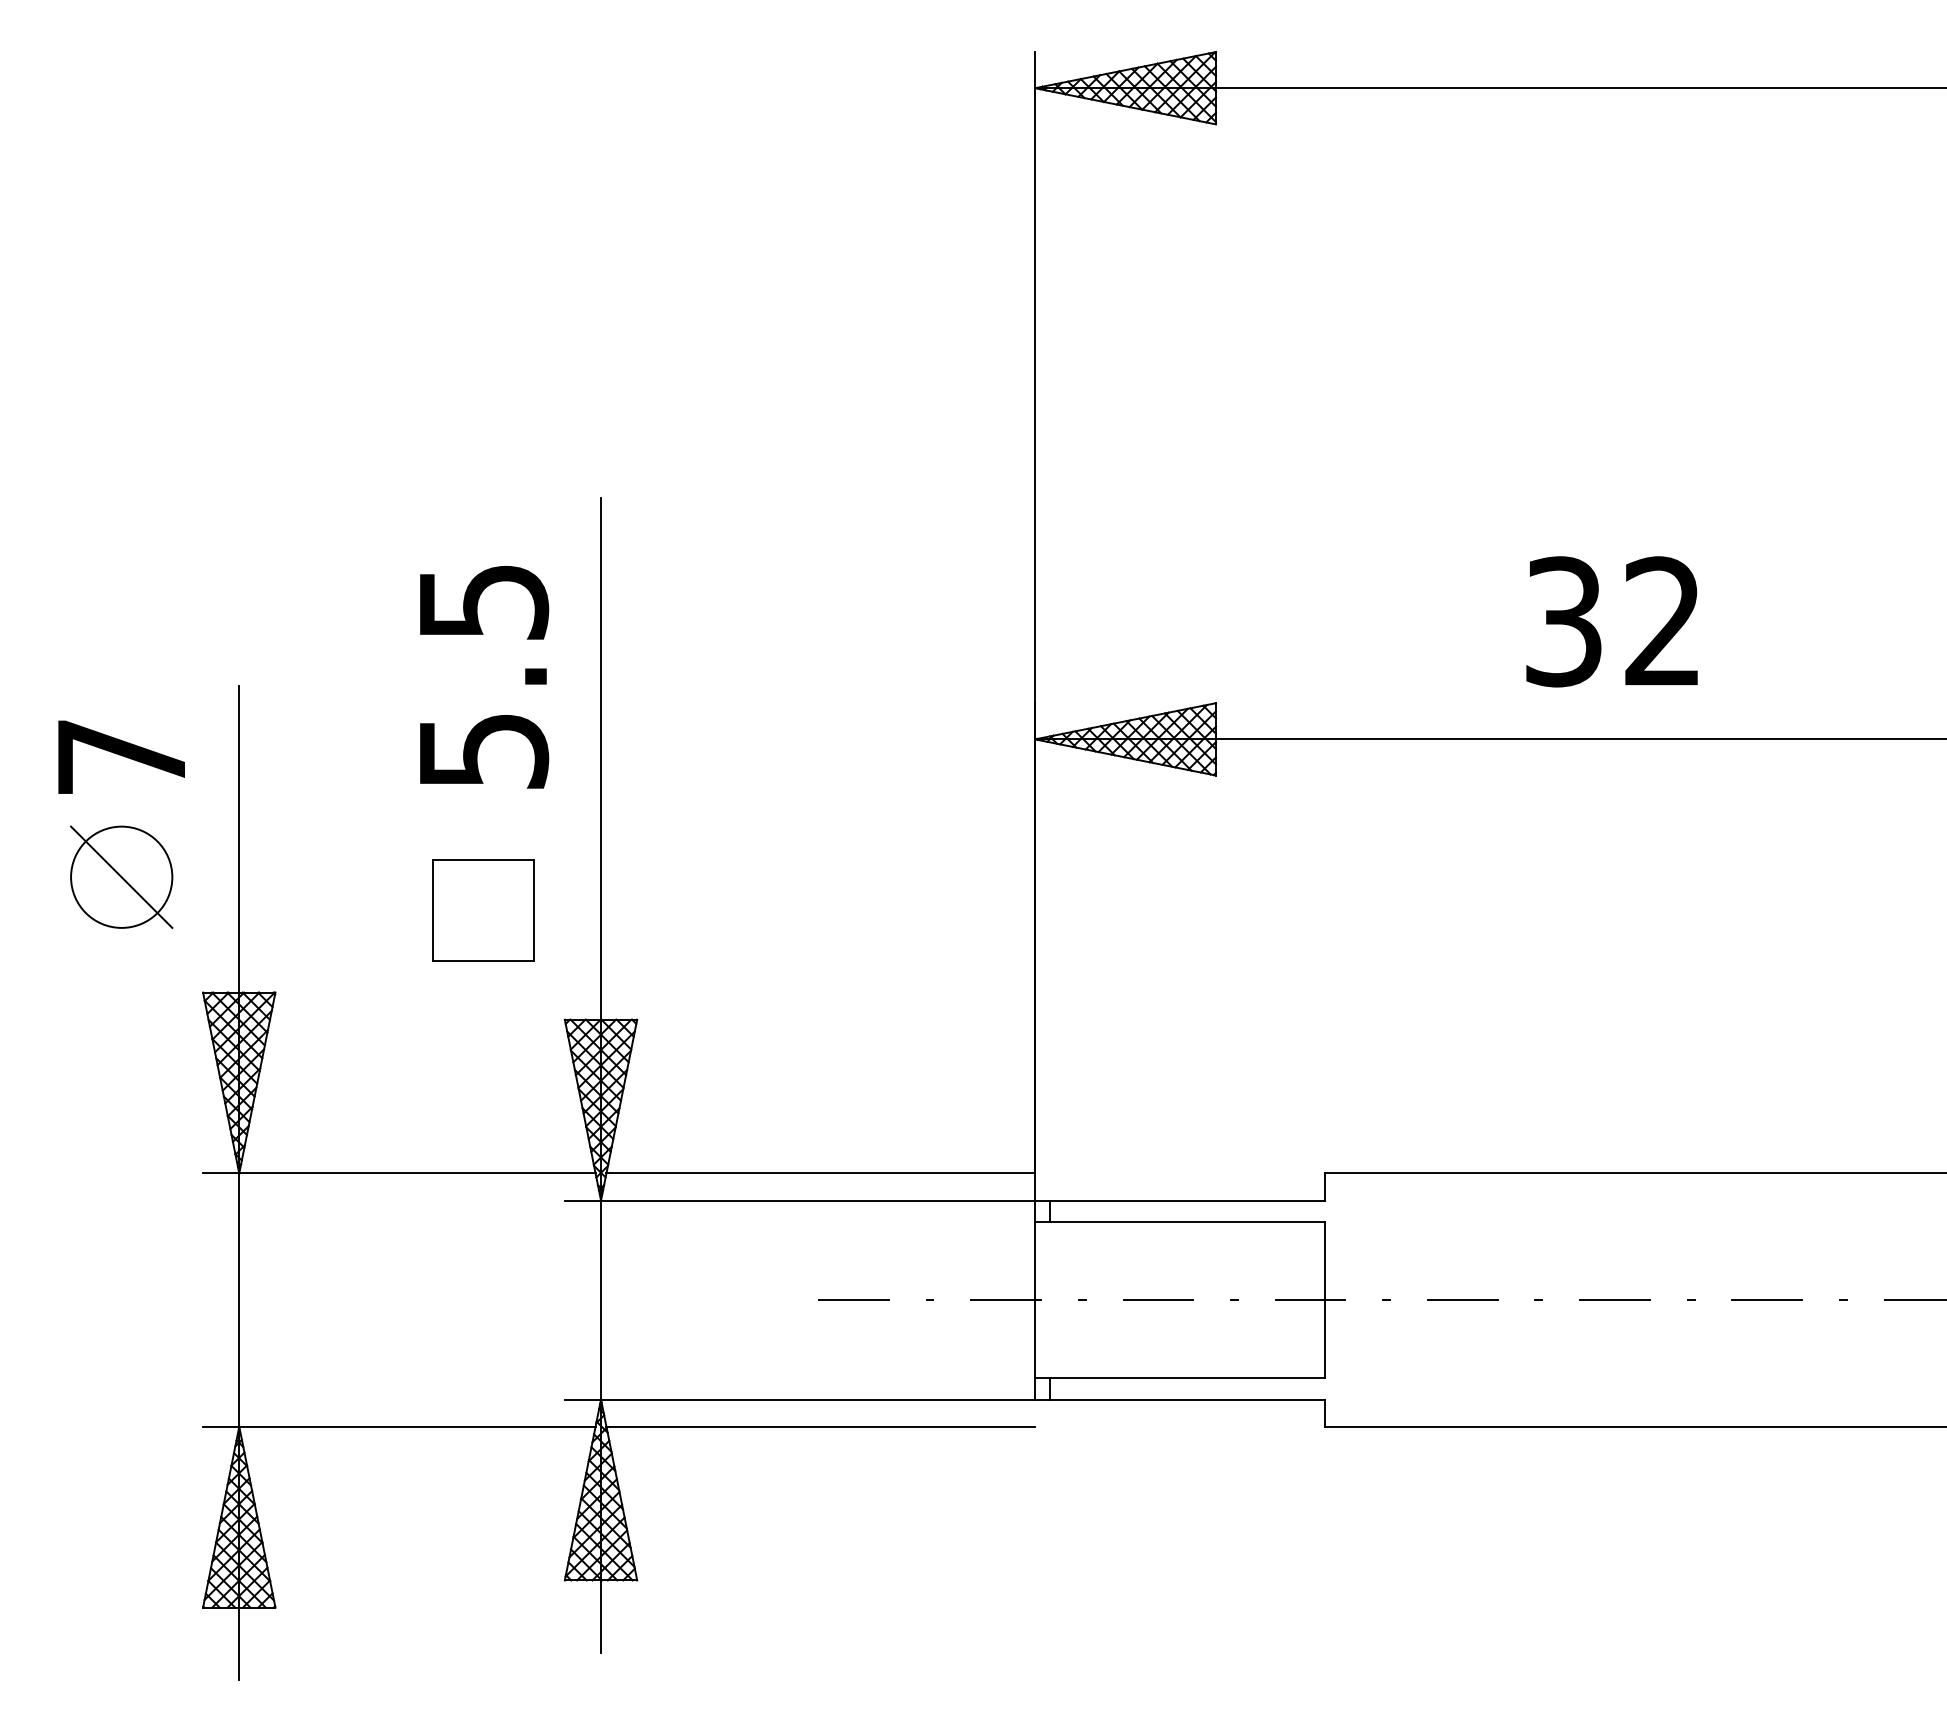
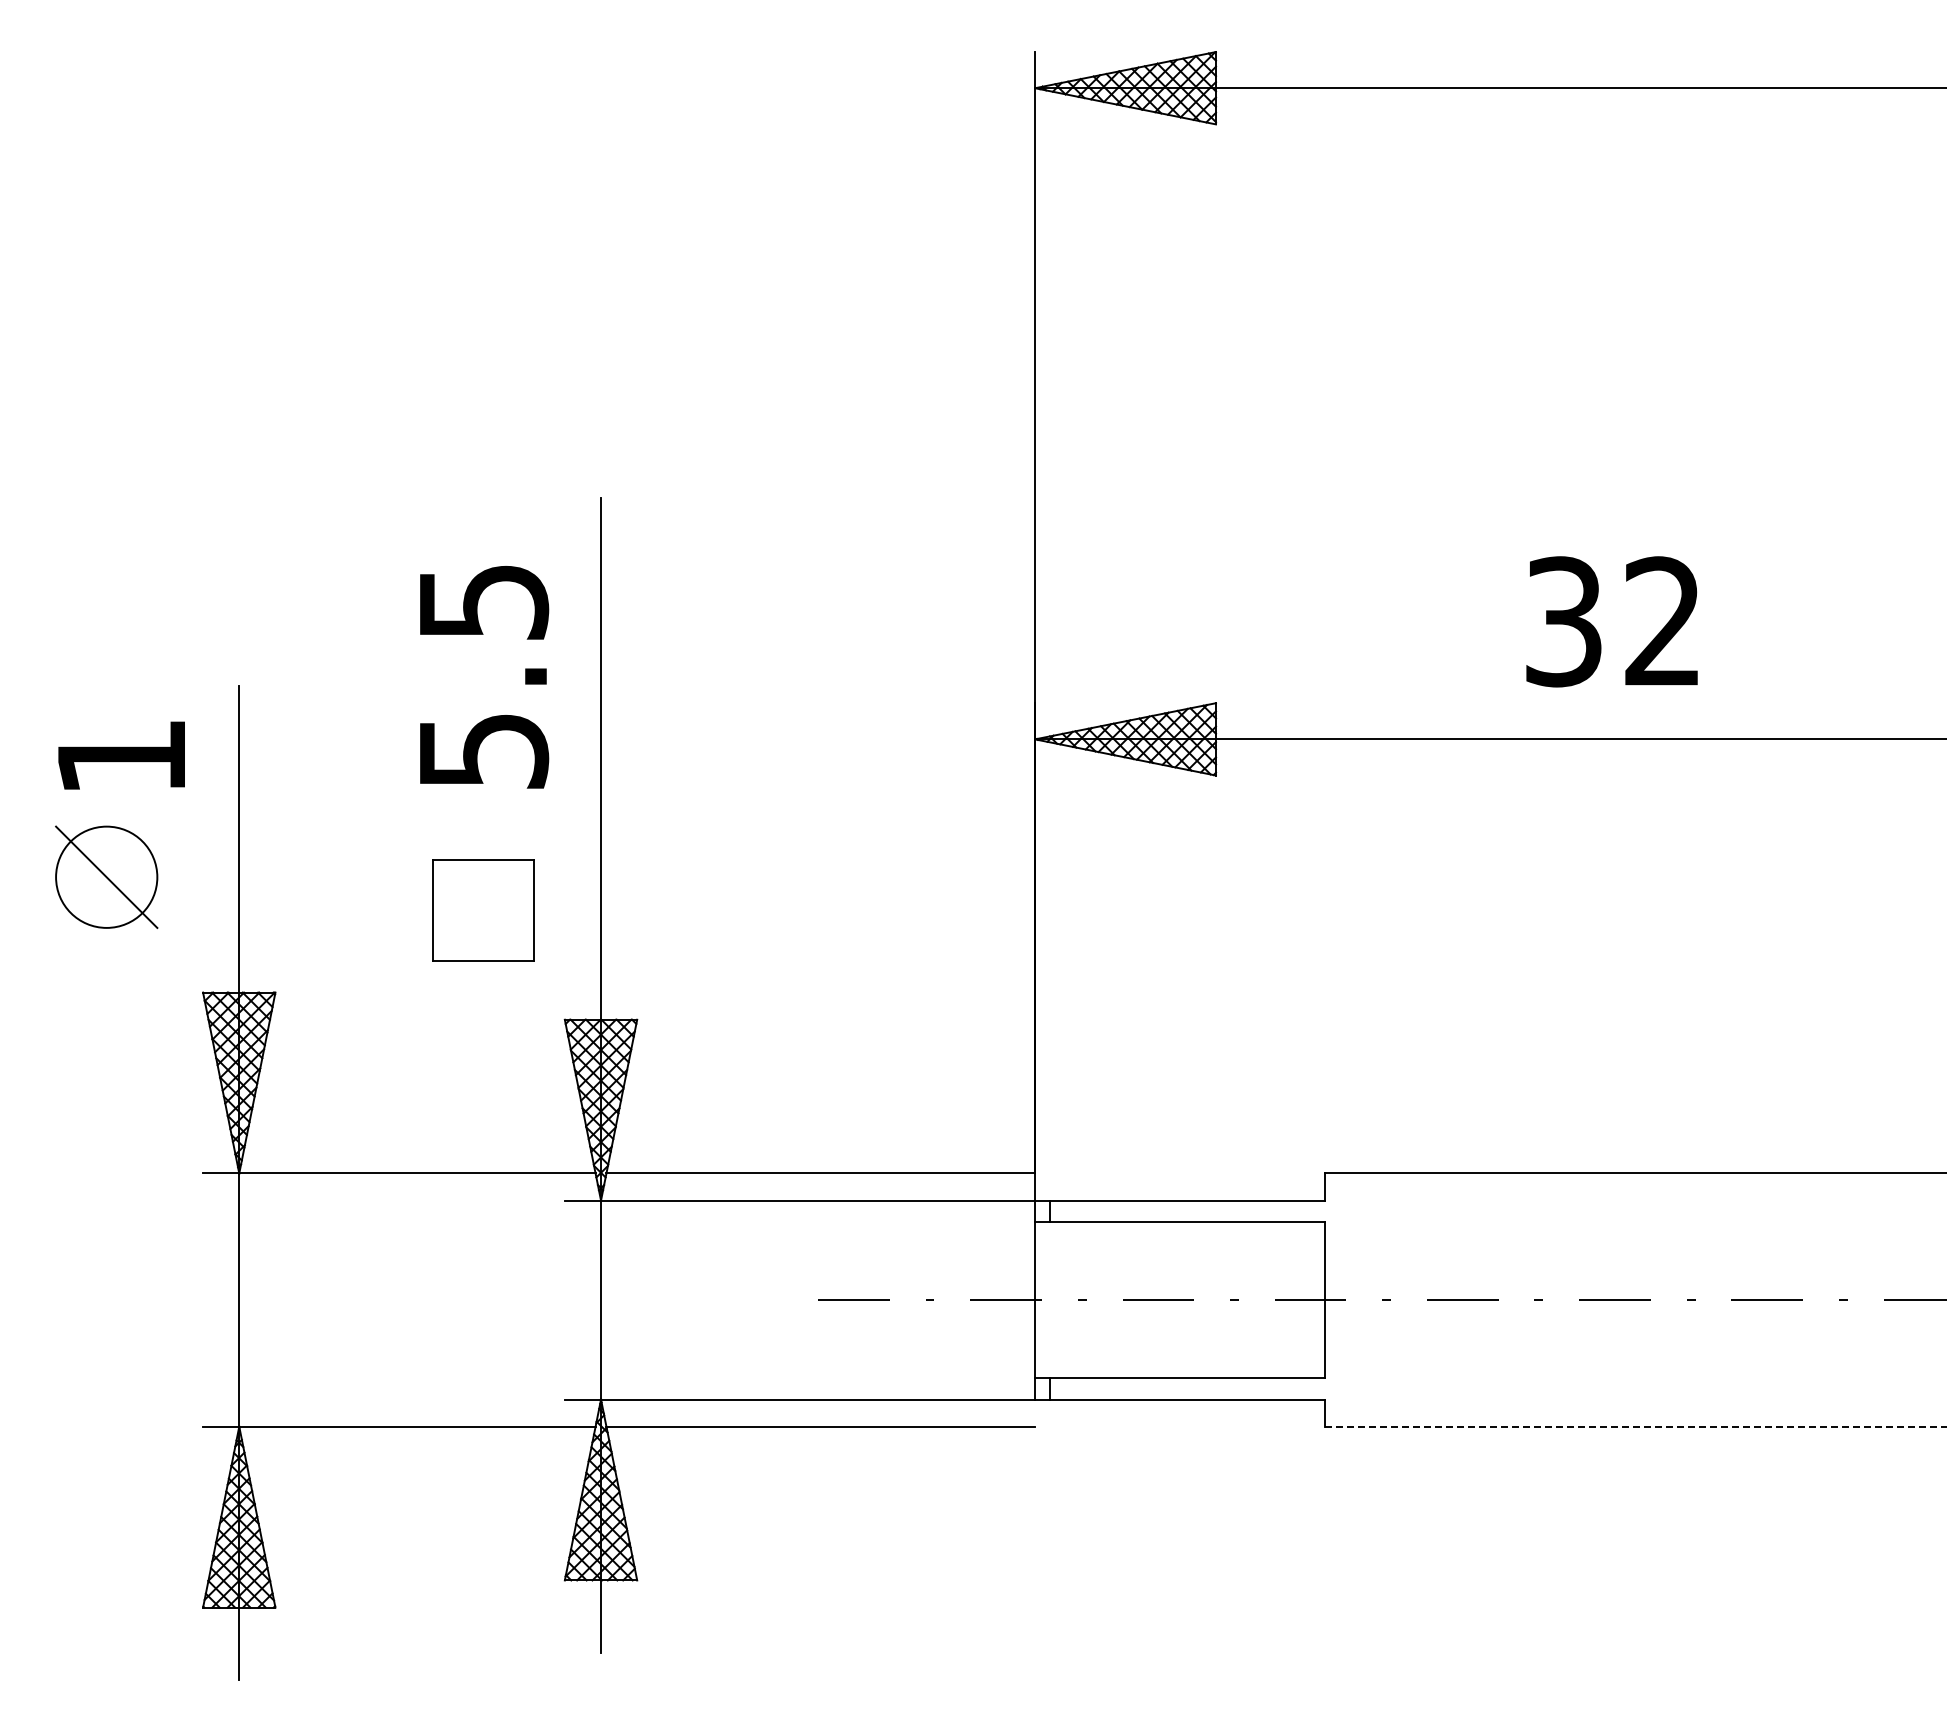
text: 7 -> 1 (121, 756)
part position: (121, 876) -> (106, 876) (106, 876)
line: solid -> dashed (1636, 1426)
